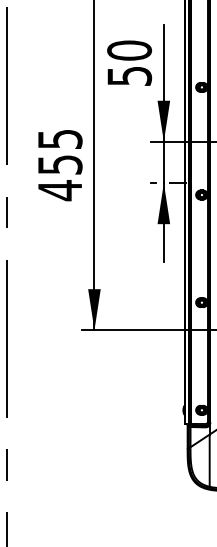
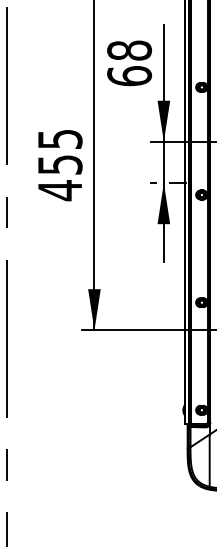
text: 50 -> 68 (129, 63)
